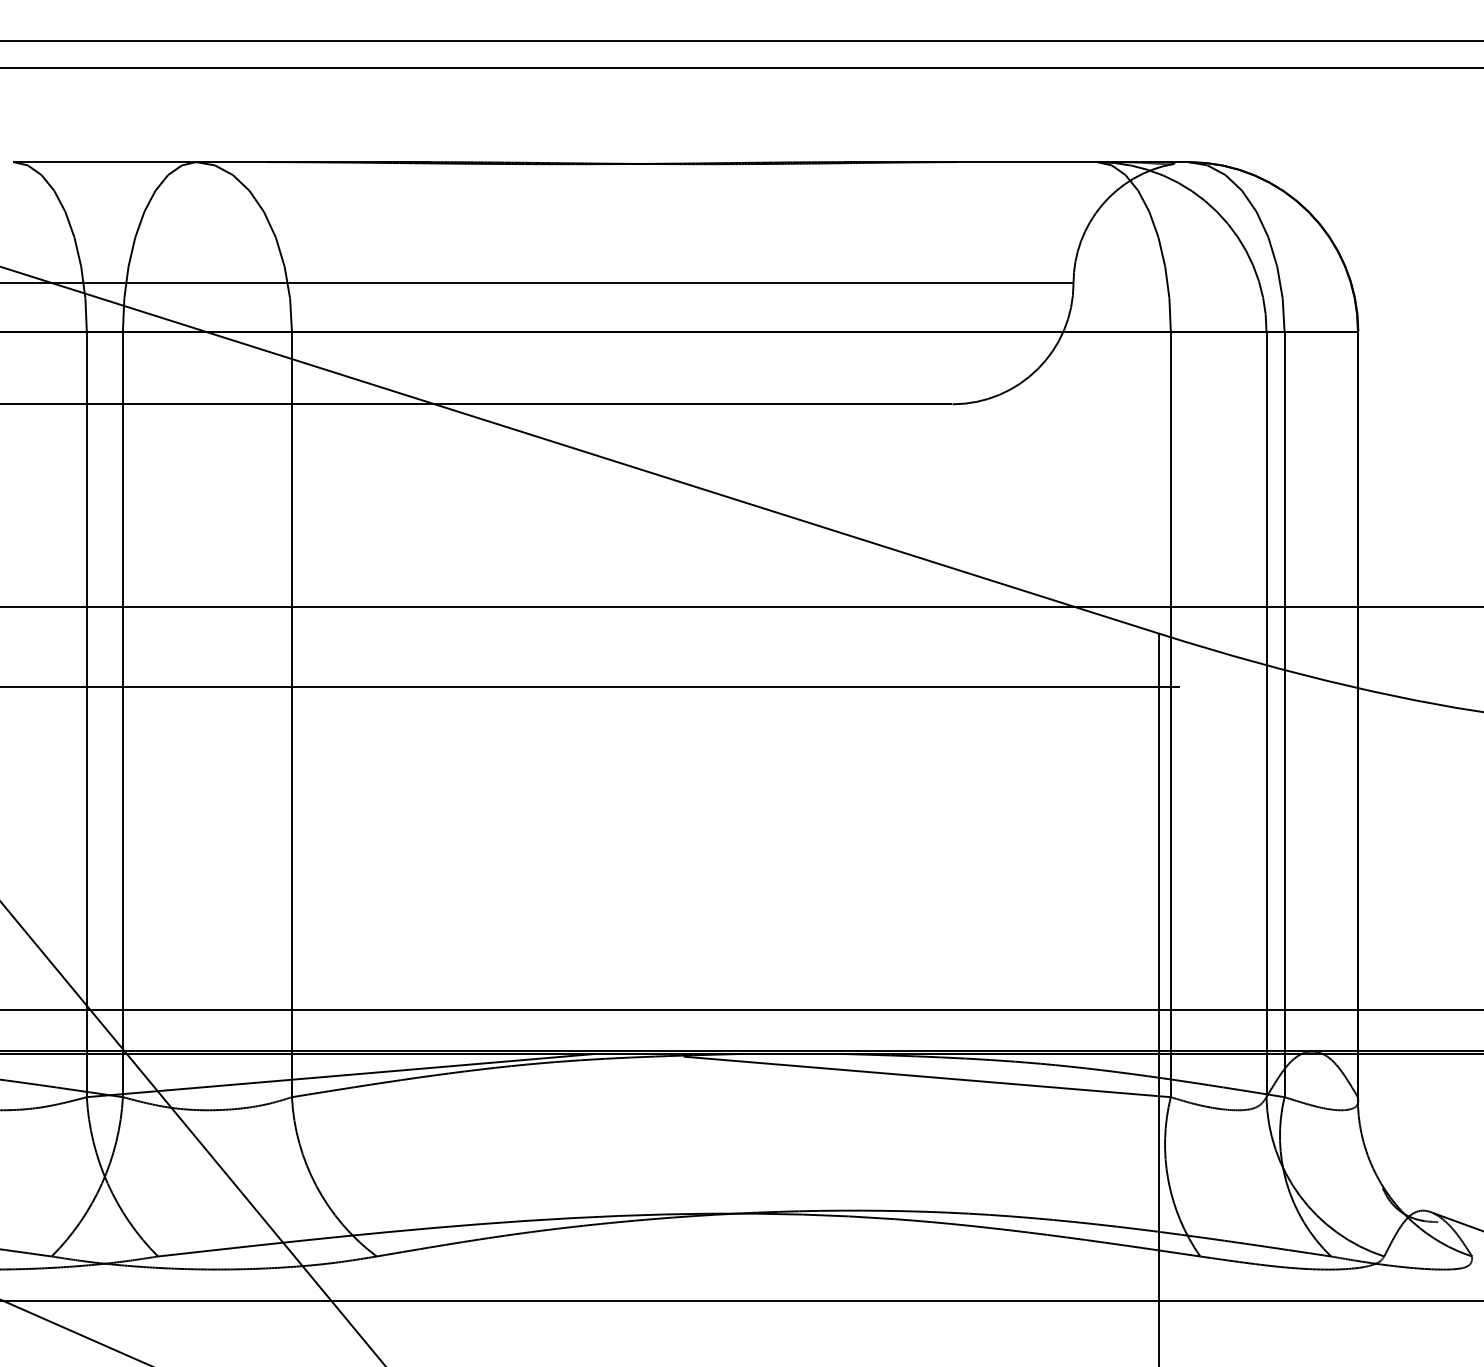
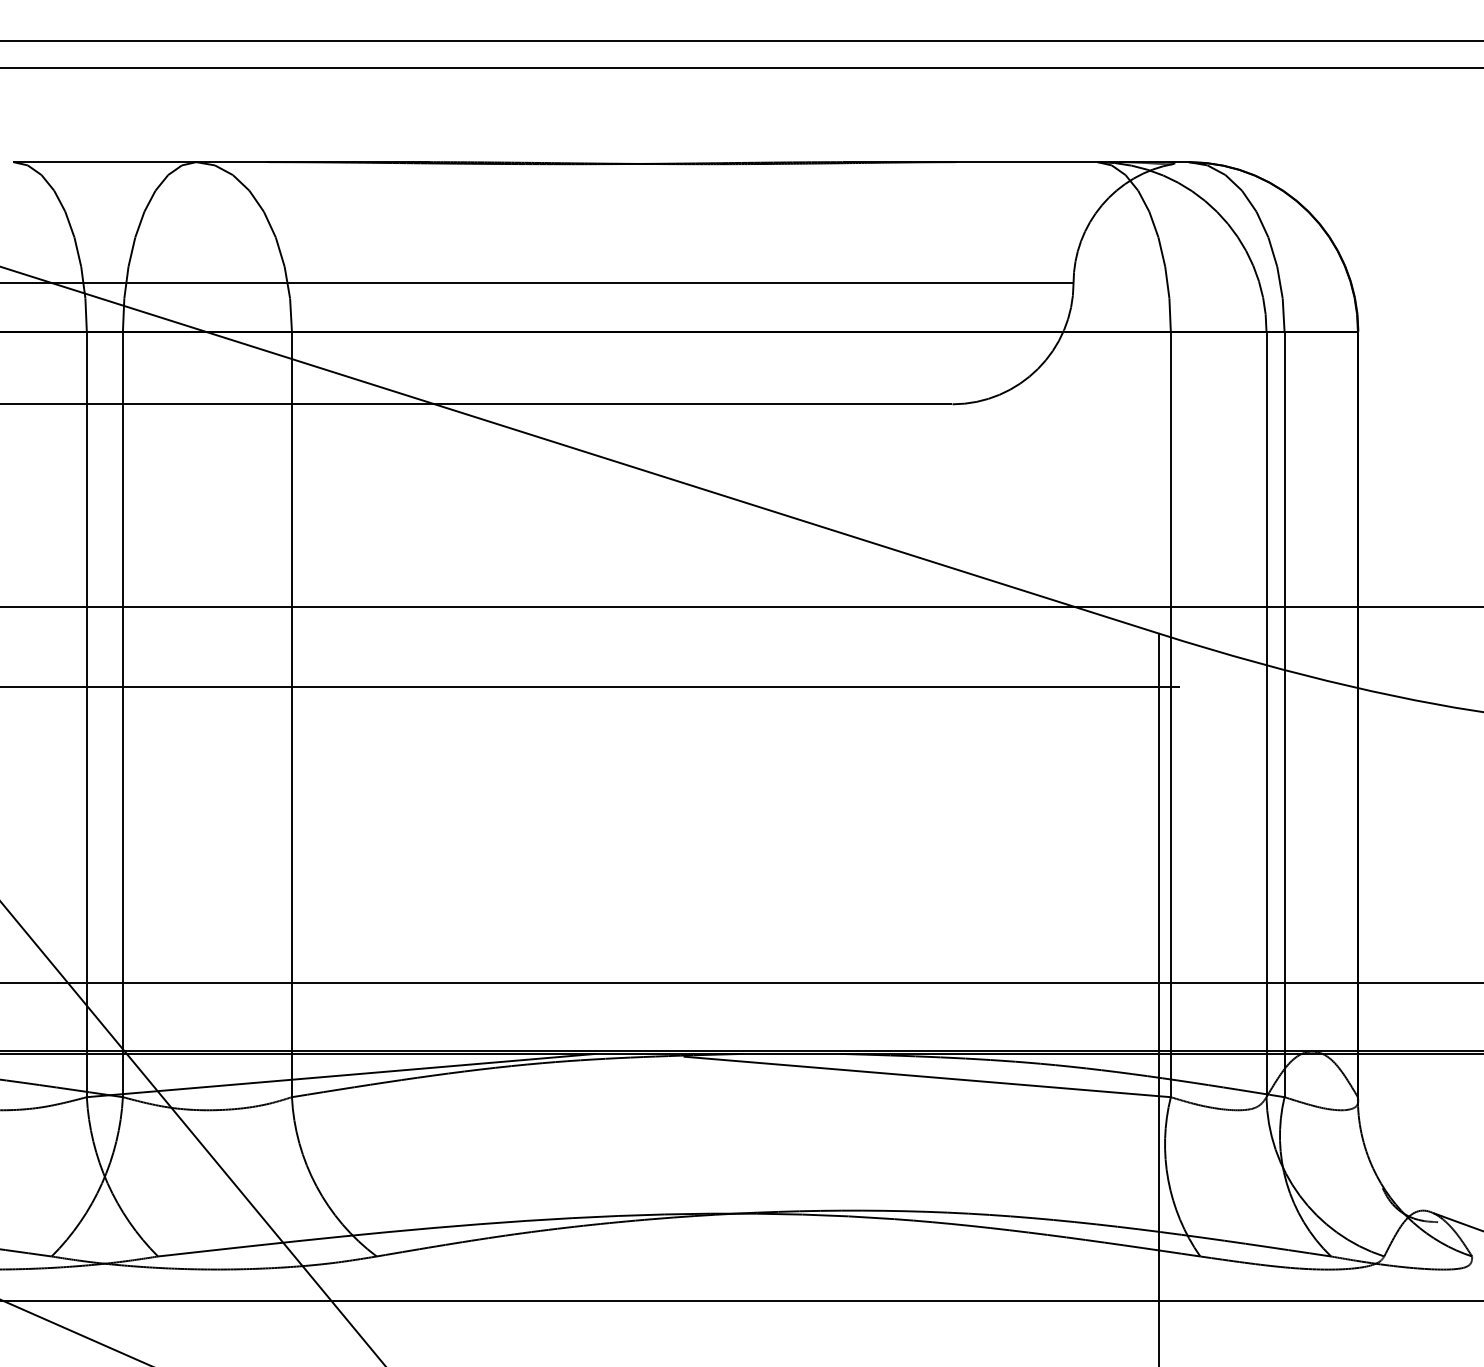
line position: (741, 1009) -> (741, 982) (741, 982)
